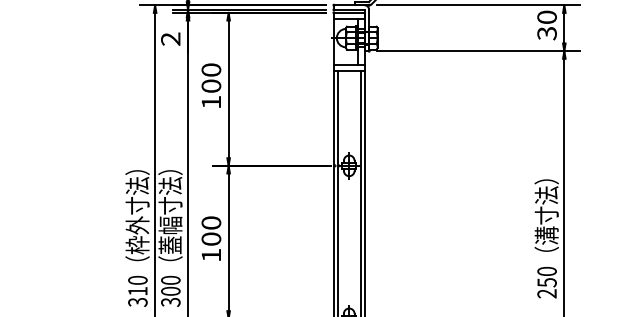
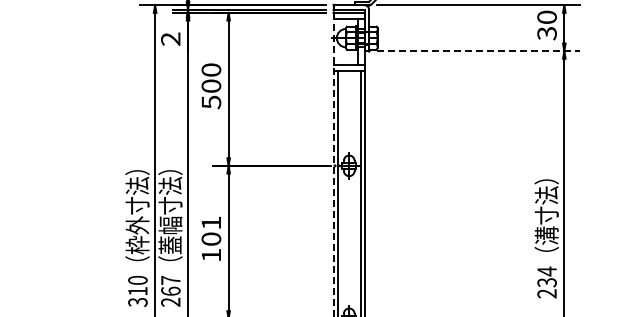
line: solid -> dashed (478, 51)
text: 100 -> 500 (211, 102)
line: solid -> dashed (333, 164)
text: 100 -> 101 (211, 222)
text: 250 -> 234 (546, 276)
text: 300 -> 267 (170, 290)
